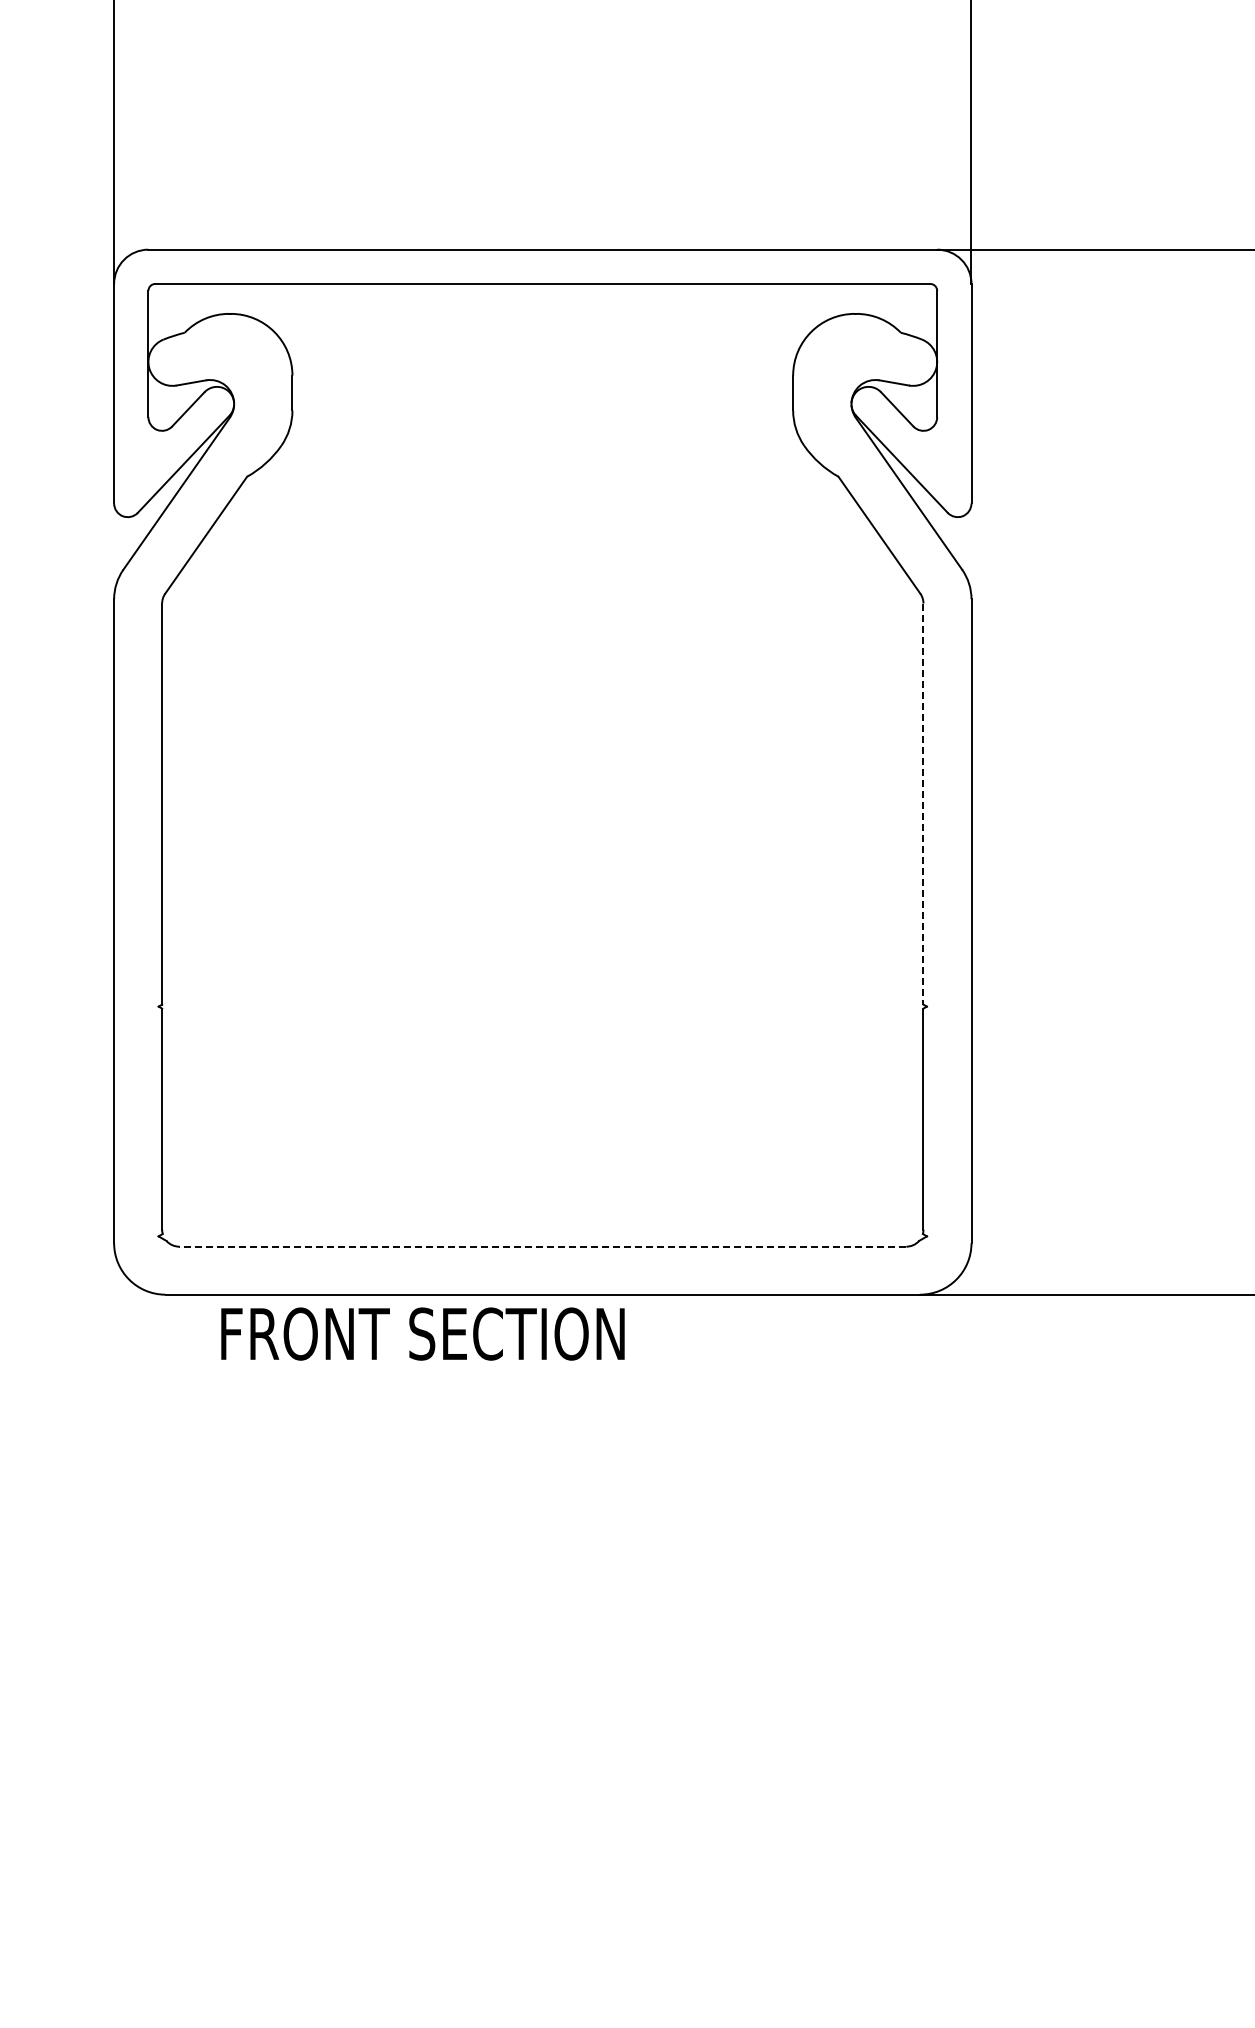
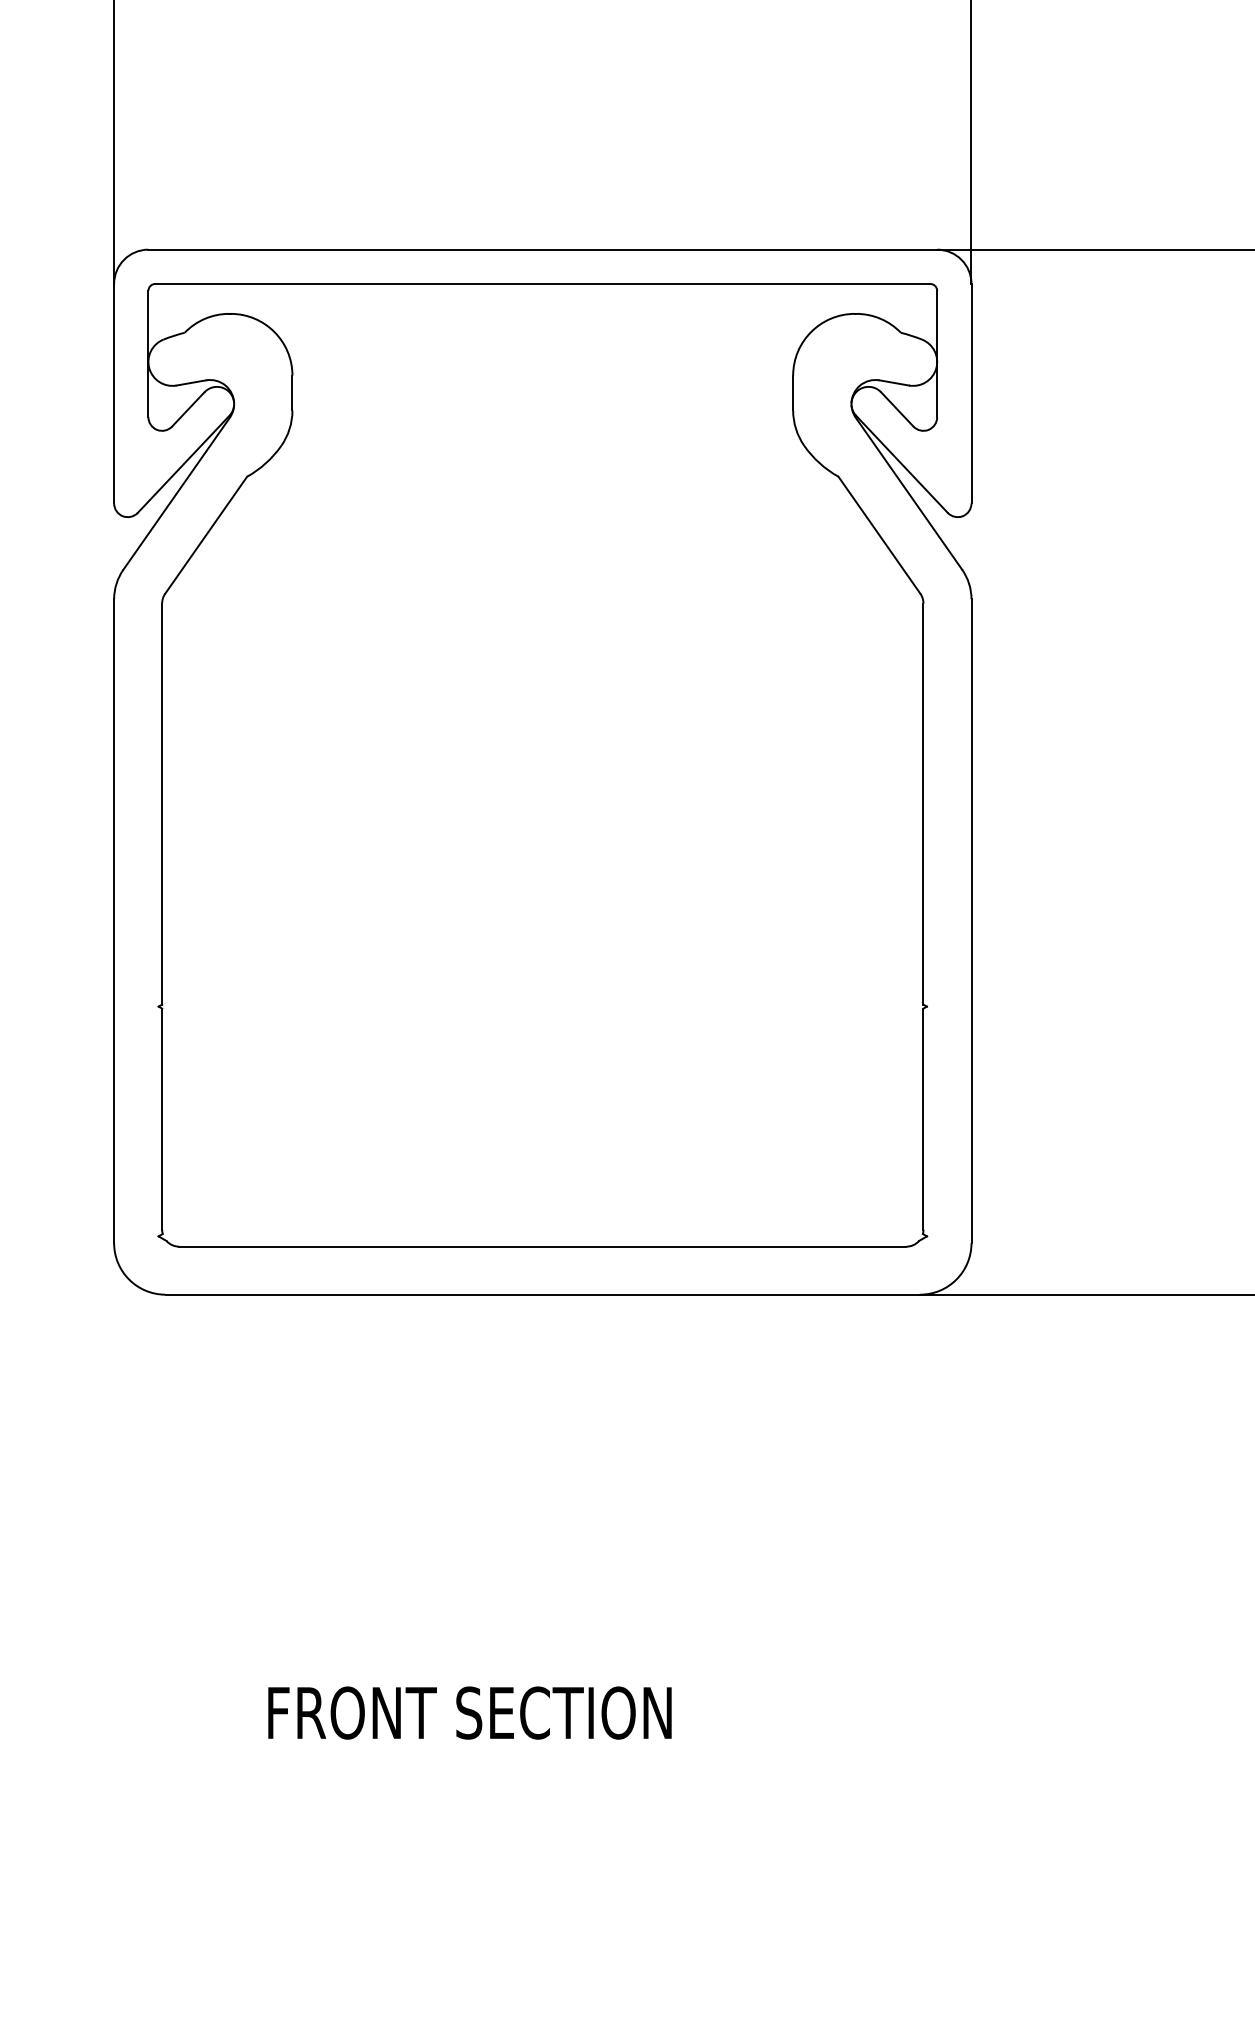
line: dashed -> solid (923, 804)
line: dashed -> solid (542, 1246)
text position: (422, 1333) -> (469, 1712) (469, 1712)
